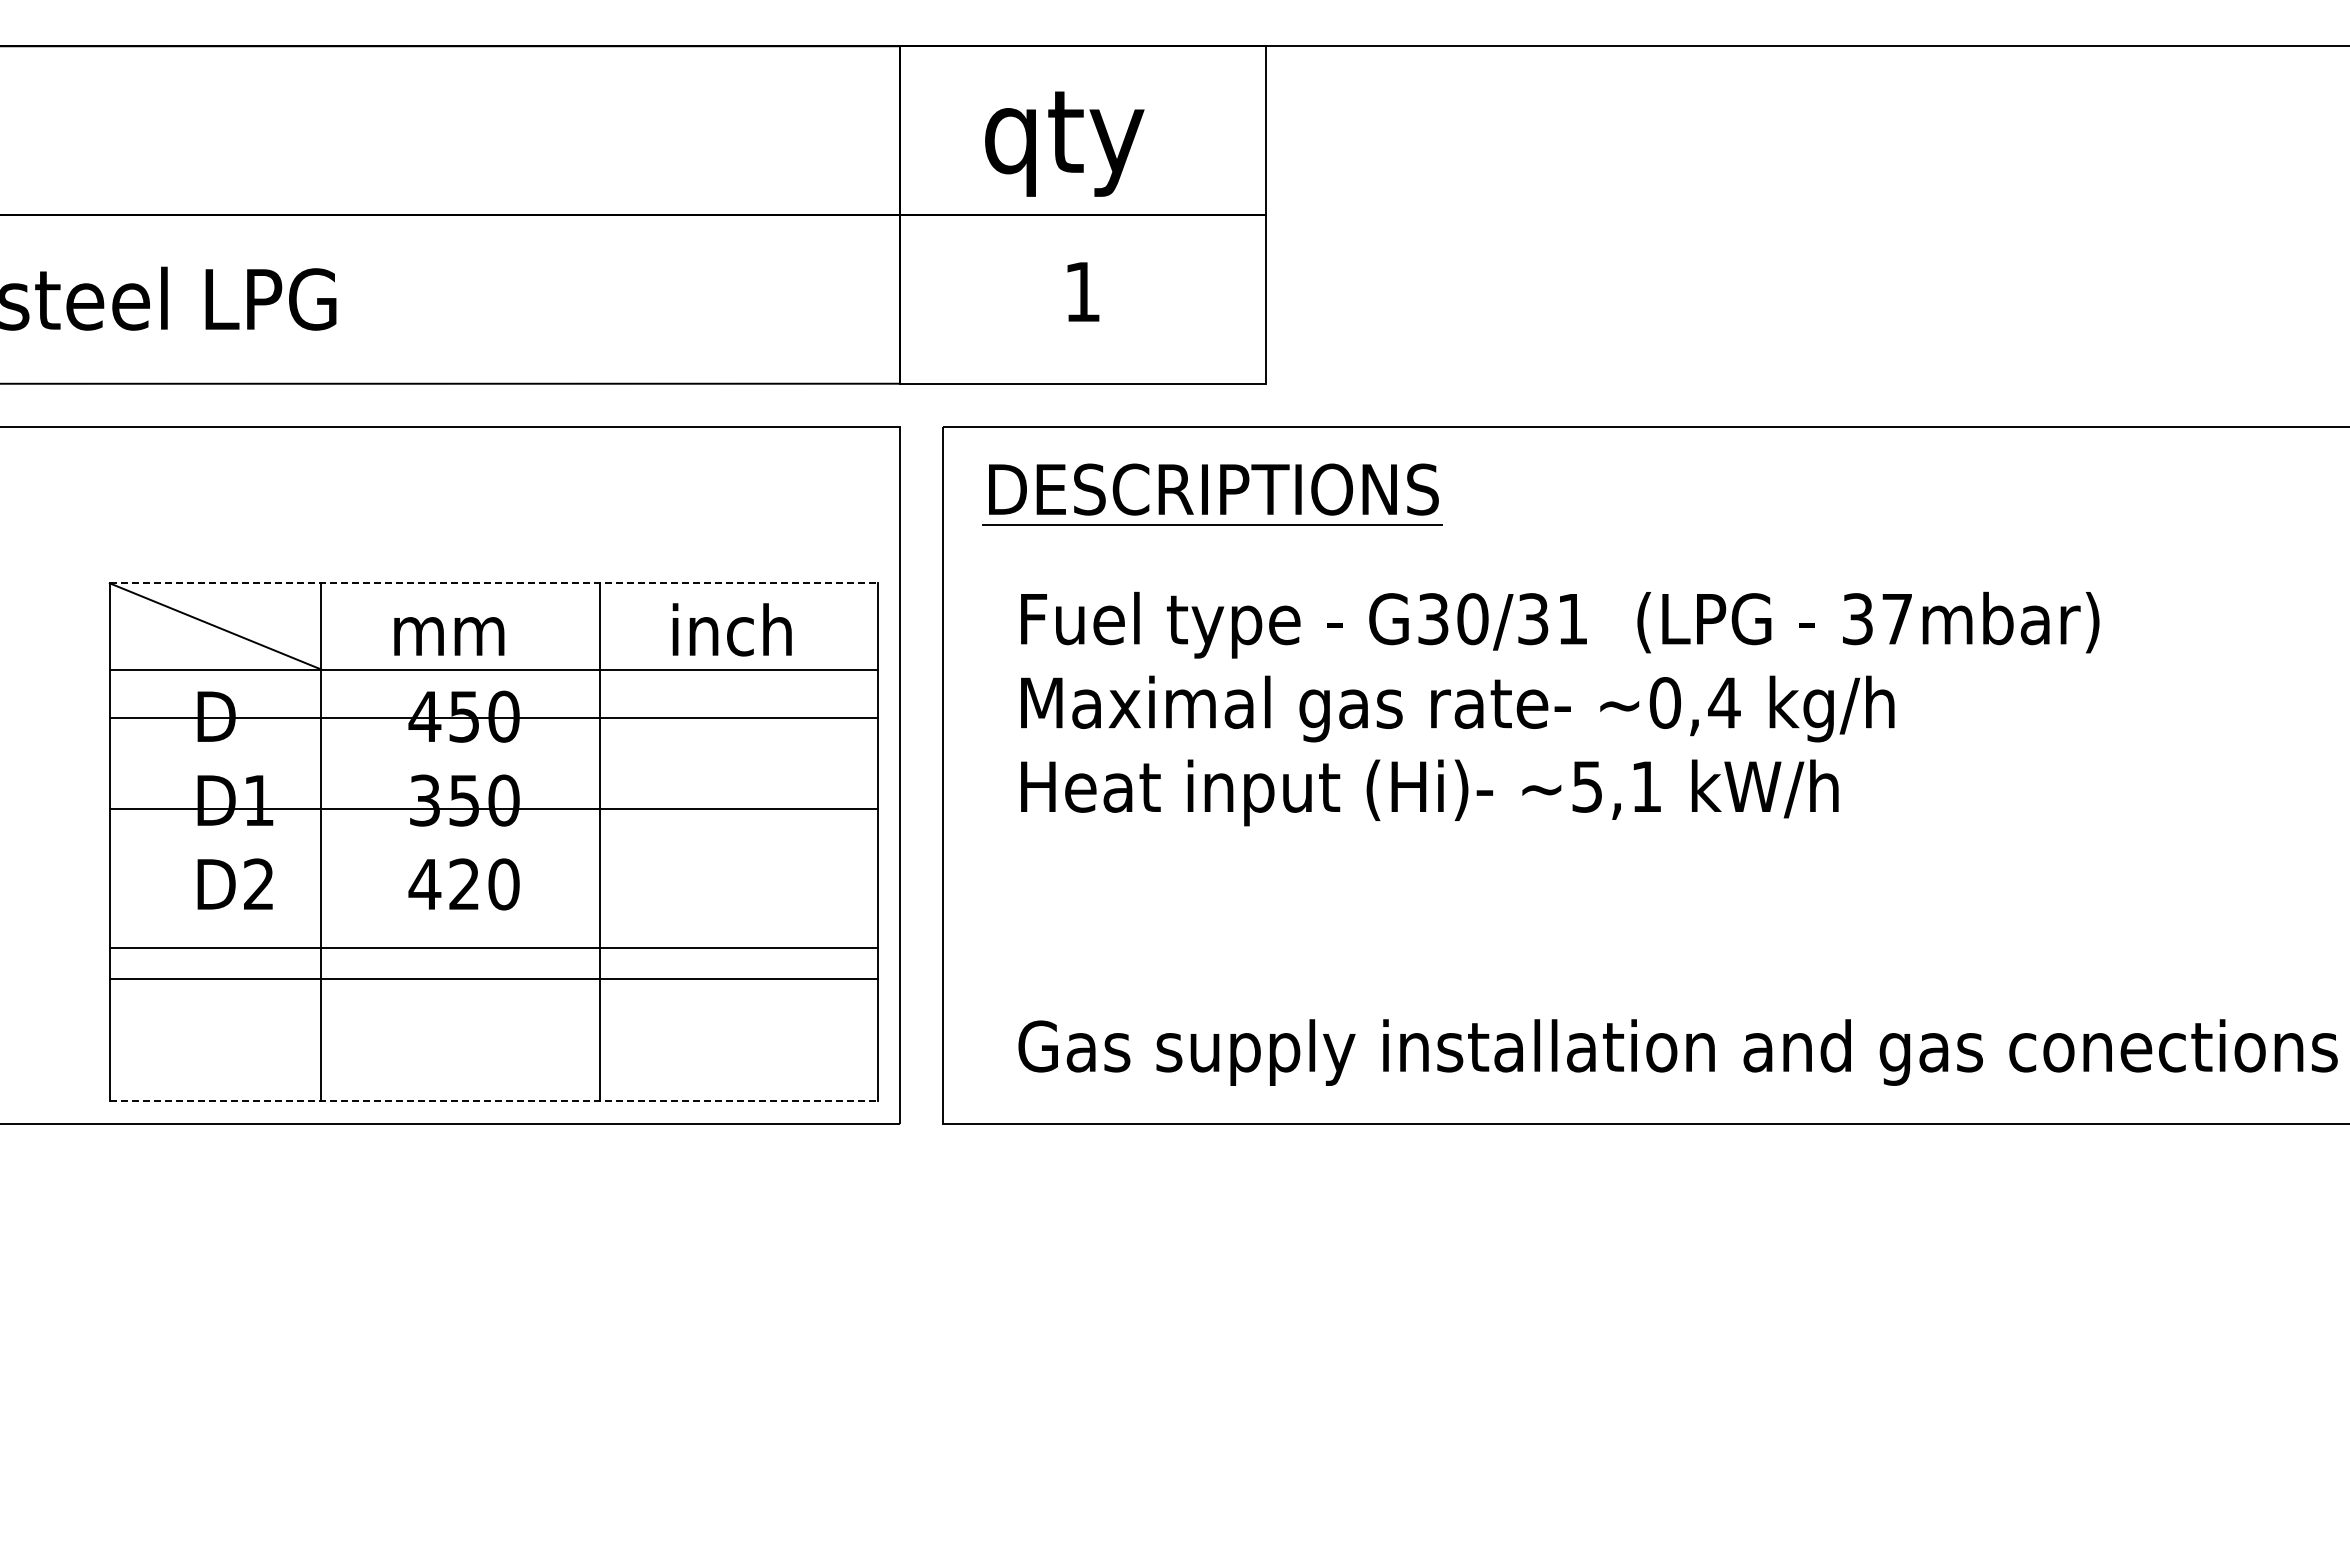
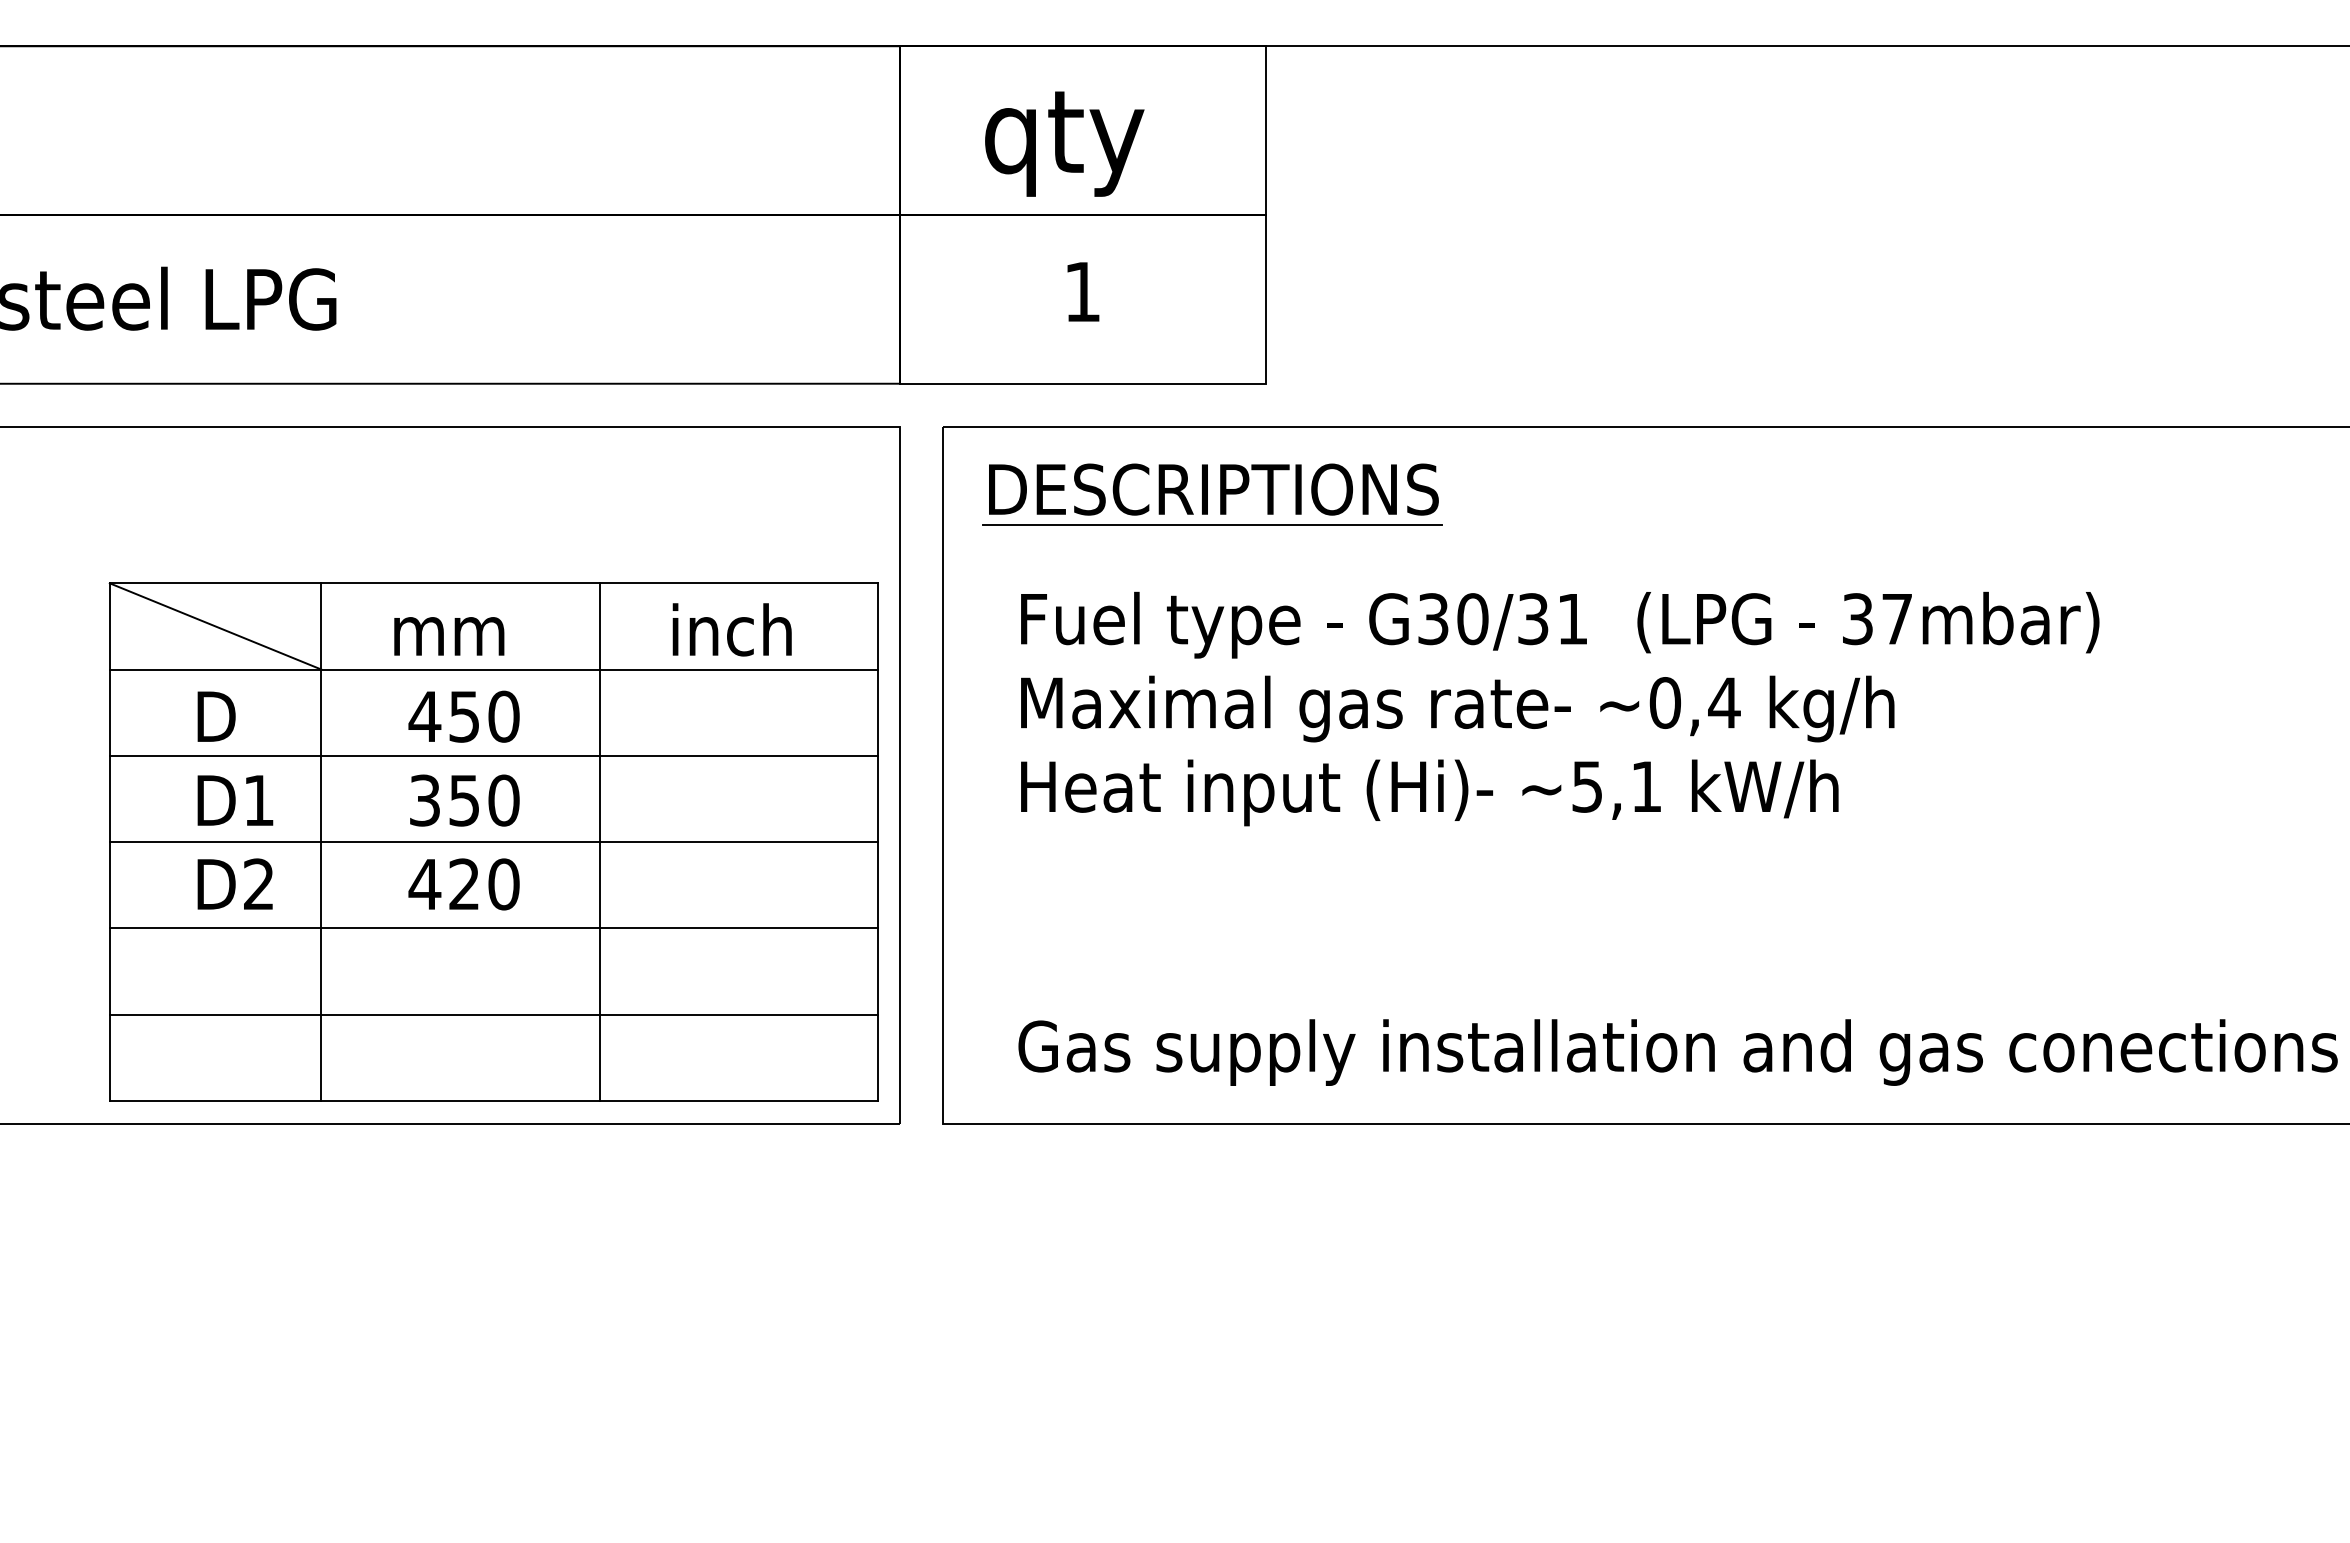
line: dashed -> solid (494, 583)
line position: (493, 717) -> (493, 755) (493, 755)
line position: (493, 809) -> (493, 842) (493, 842)
line position: (493, 948) -> (493, 928) (493, 928)
line position: (493, 978) -> (493, 1014) (493, 1014)
line: dashed -> solid (494, 1100)
